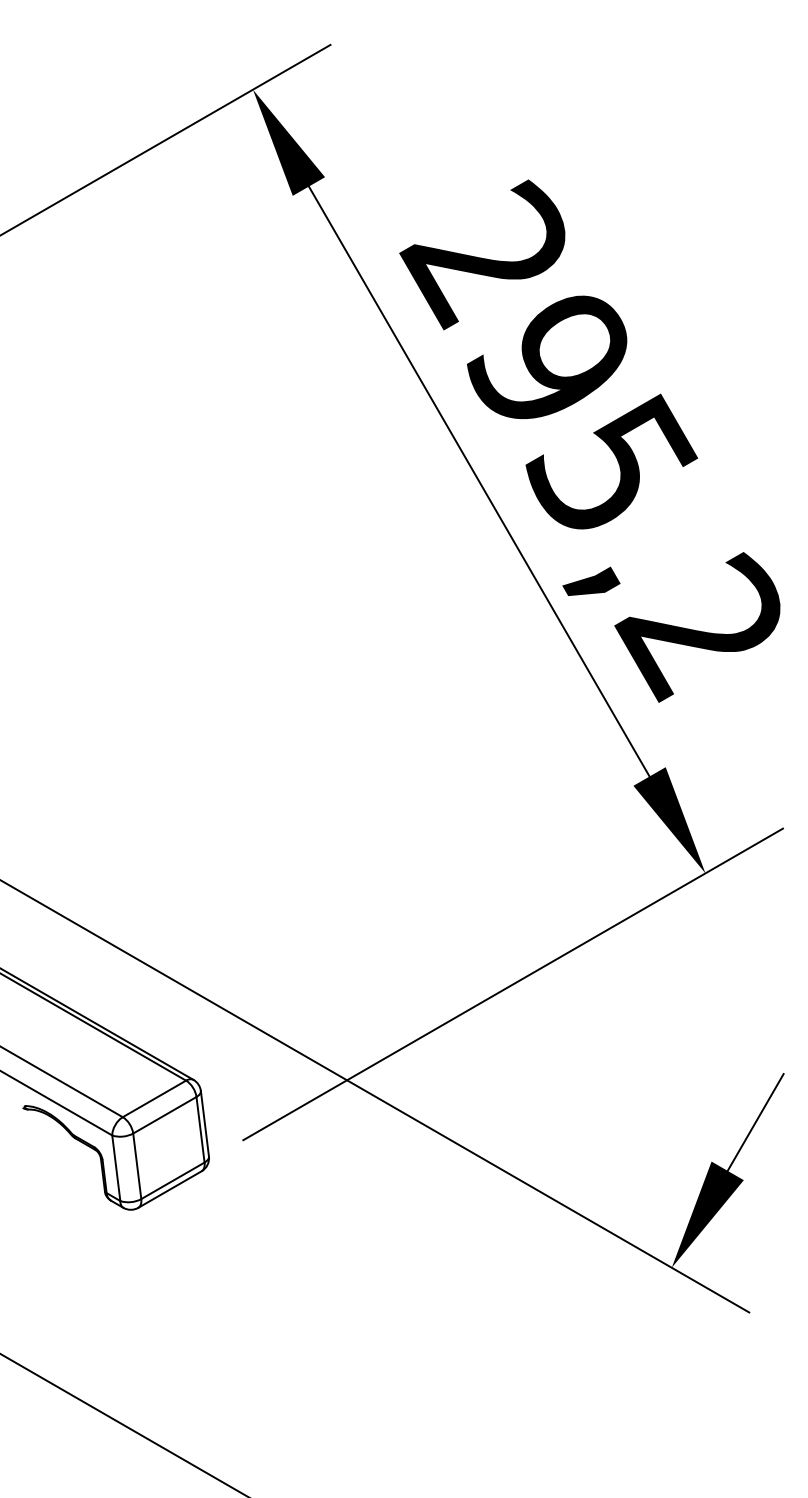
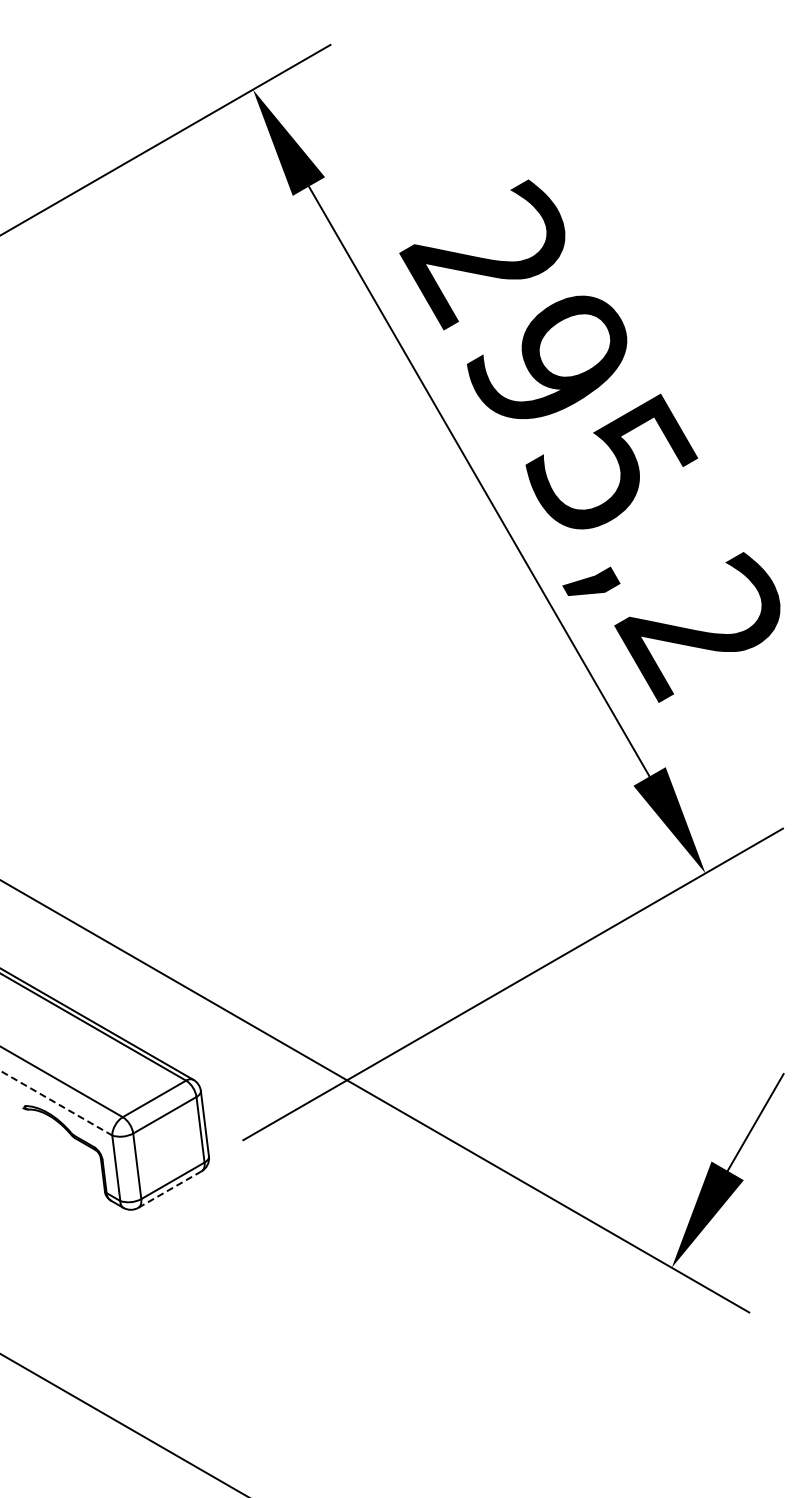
line: solid -> dashed (56, 1103)
line: solid -> dashed (169, 1189)
